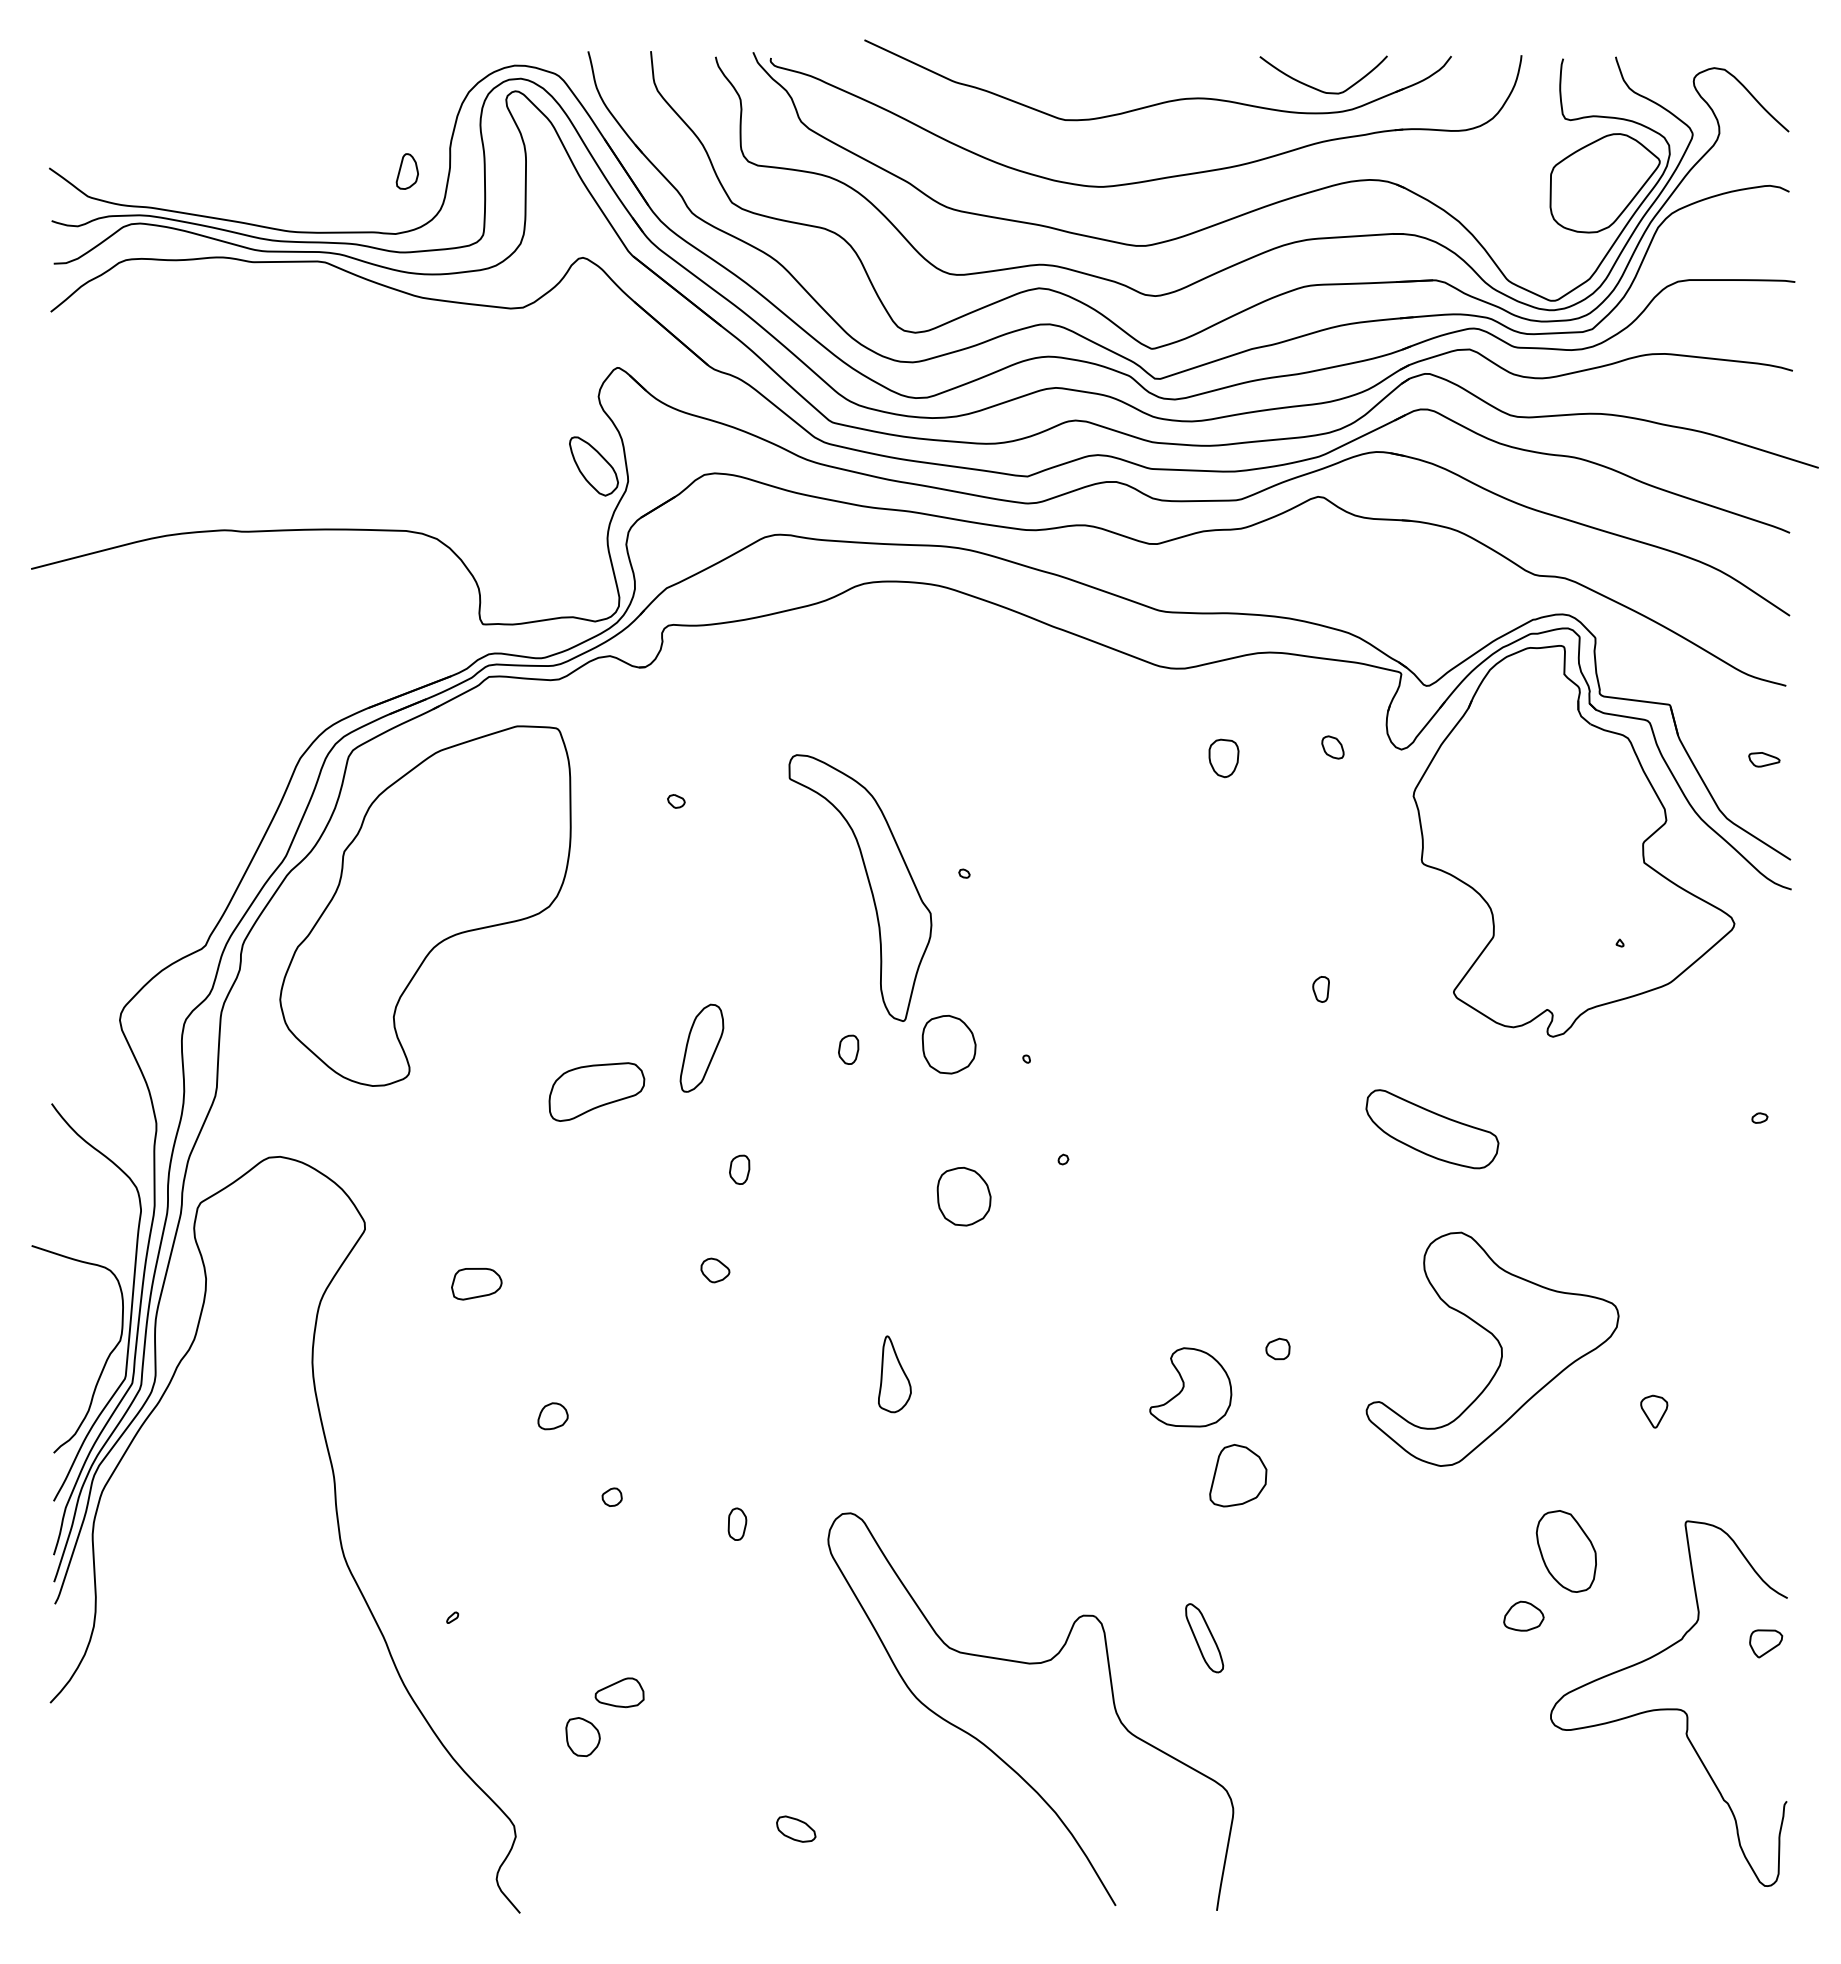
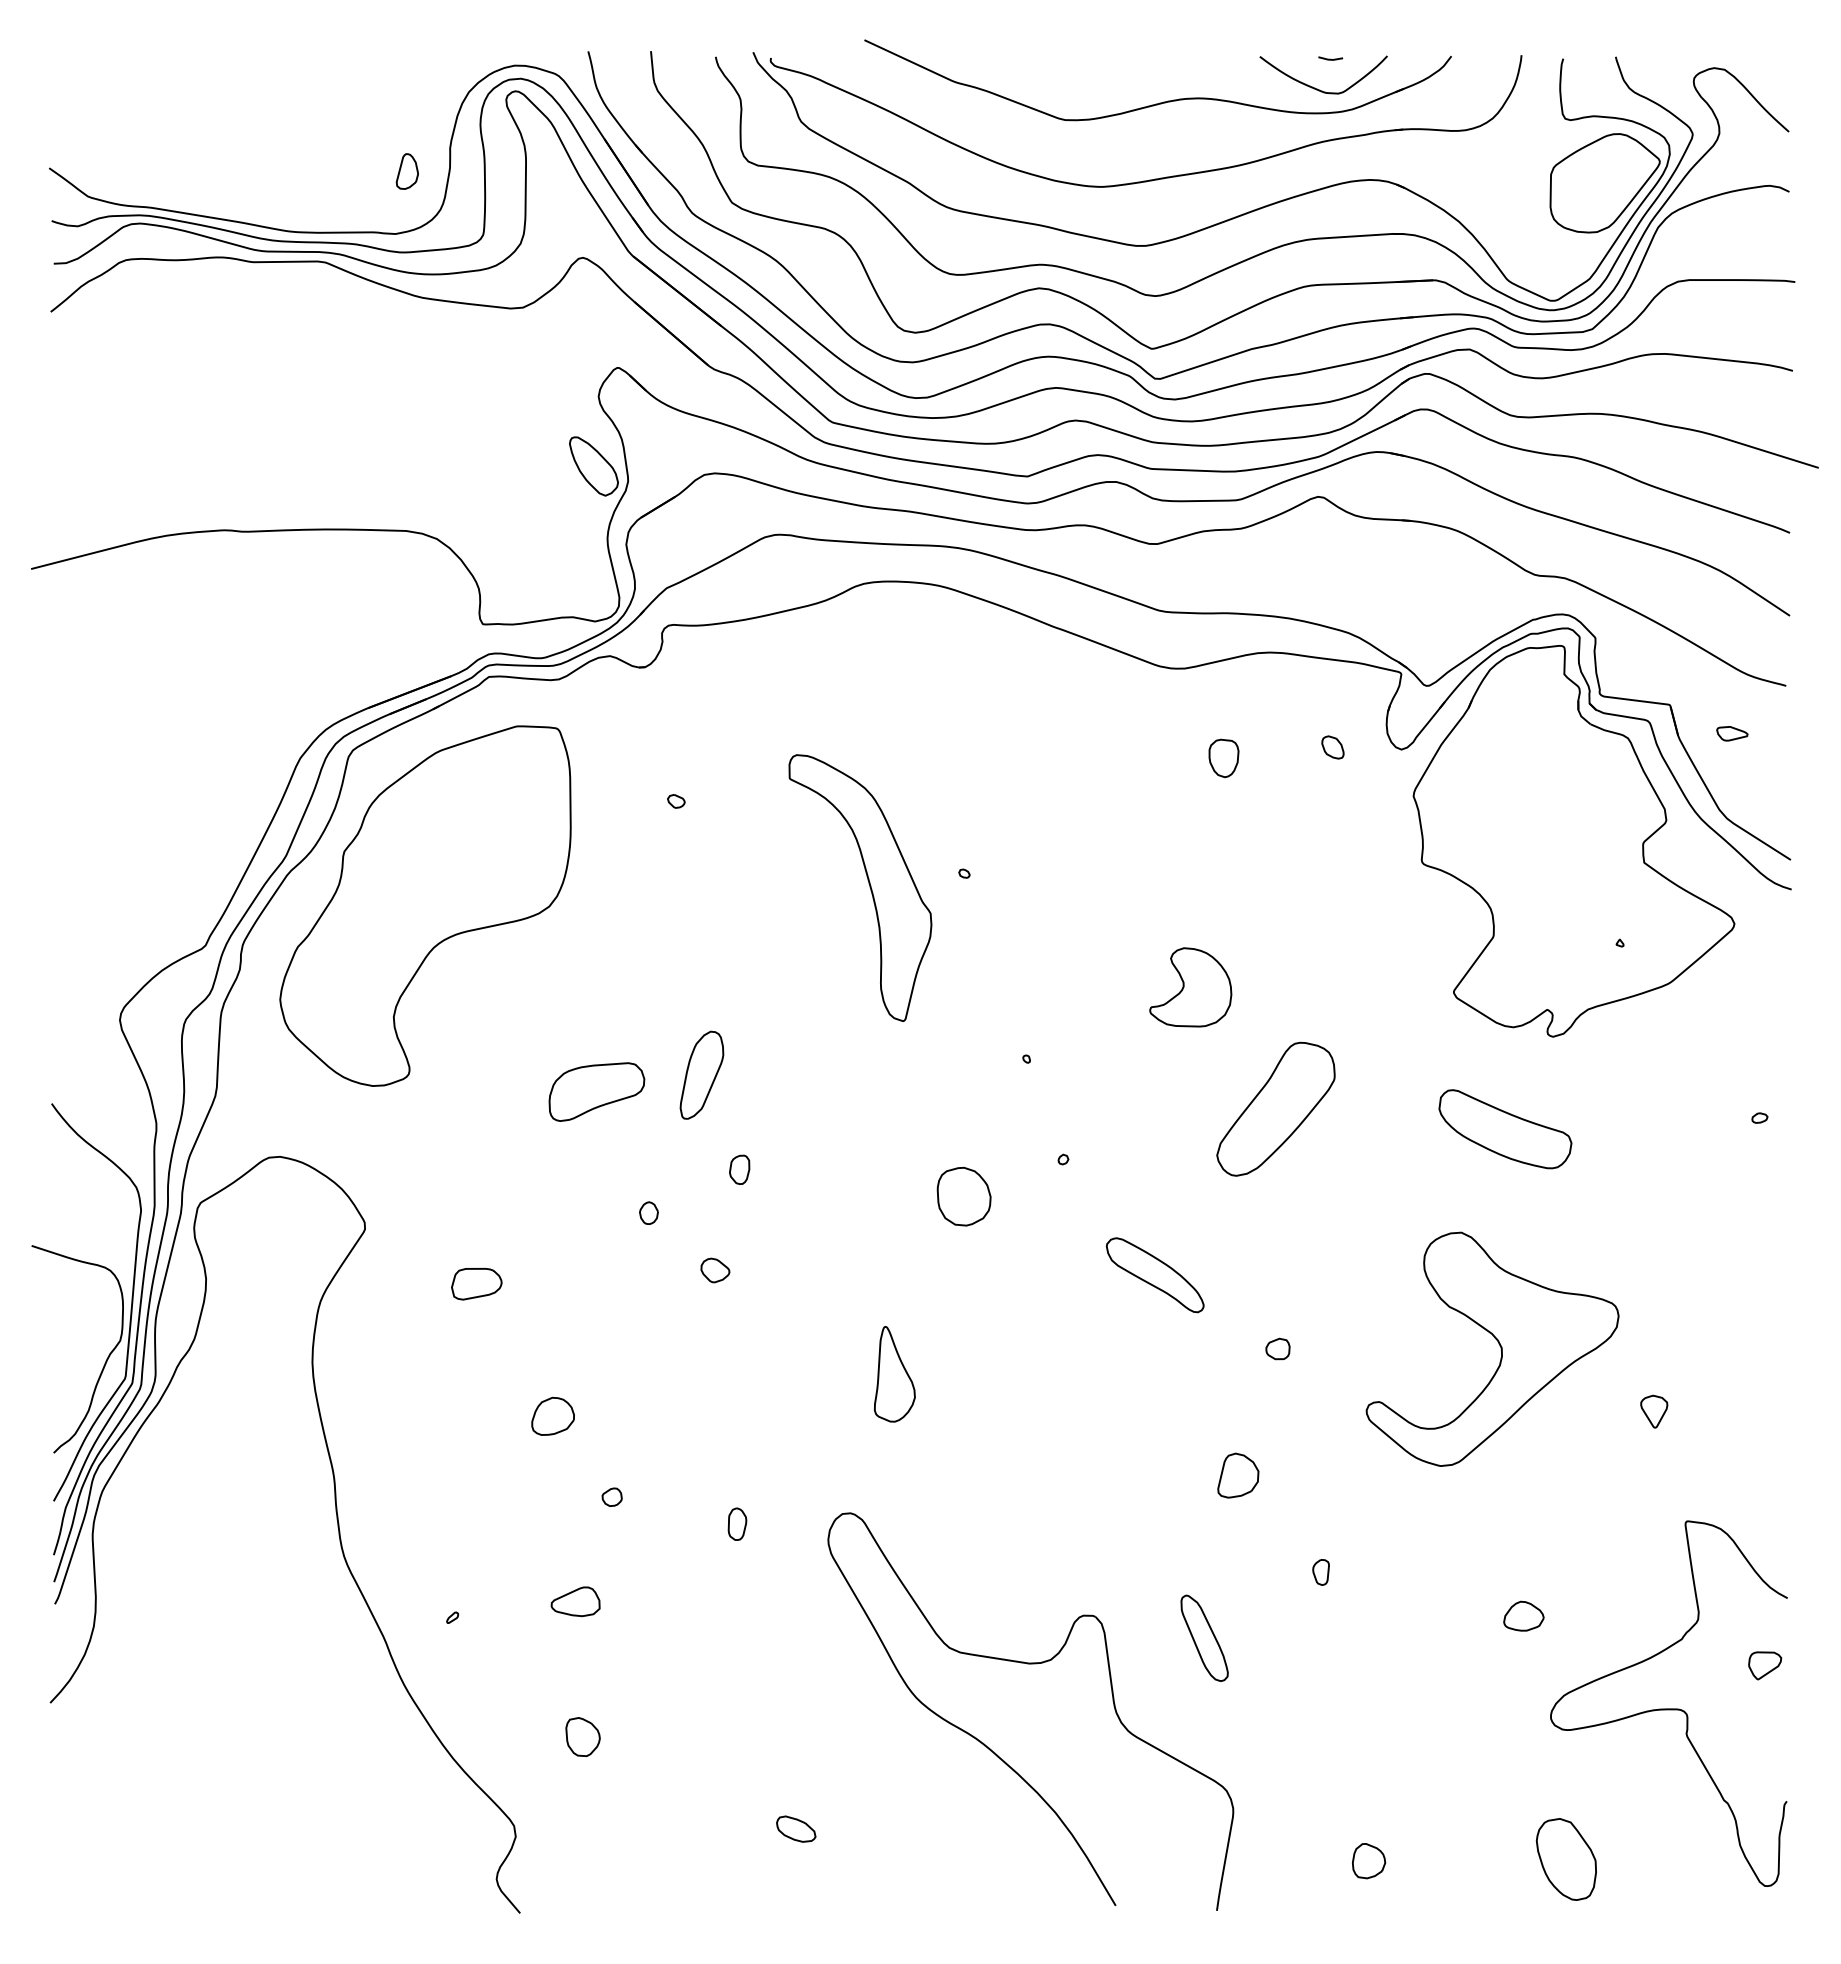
line: none -> present (1330, 58)
part position: (1764, 759) -> (1732, 733) (1732, 733)
part position: (1320, 989) -> (1320, 1572) (1320, 1572)
part: present -> none (948, 1044)
part position: (701, 1047) -> (701, 1074) (701, 1074)
part: present -> none (848, 1049)
part: none -> present (1275, 1108)
part position: (1432, 1129) -> (1505, 1129) (1505, 1129)
part: none -> present (648, 1212)
part: none -> present (1154, 1275)
part size: 34x79 px -> 42x97 px (894, 1374)
part position: (1190, 1387) -> (1190, 987) (1190, 987)
part size: 32x29 px -> 44x40 px (552, 1415)
part size: 59x64 px -> 43x47 px (1238, 1475)
part position: (1565, 1551) -> (1565, 1859) (1565, 1859)
part size: 40x71 px -> 49x88 px (1204, 1637)
part position: (1766, 1643) -> (1765, 1665) (1765, 1665)
part position: (619, 1692) -> (575, 1601) (575, 1601)
part: none -> present (1369, 1861)
